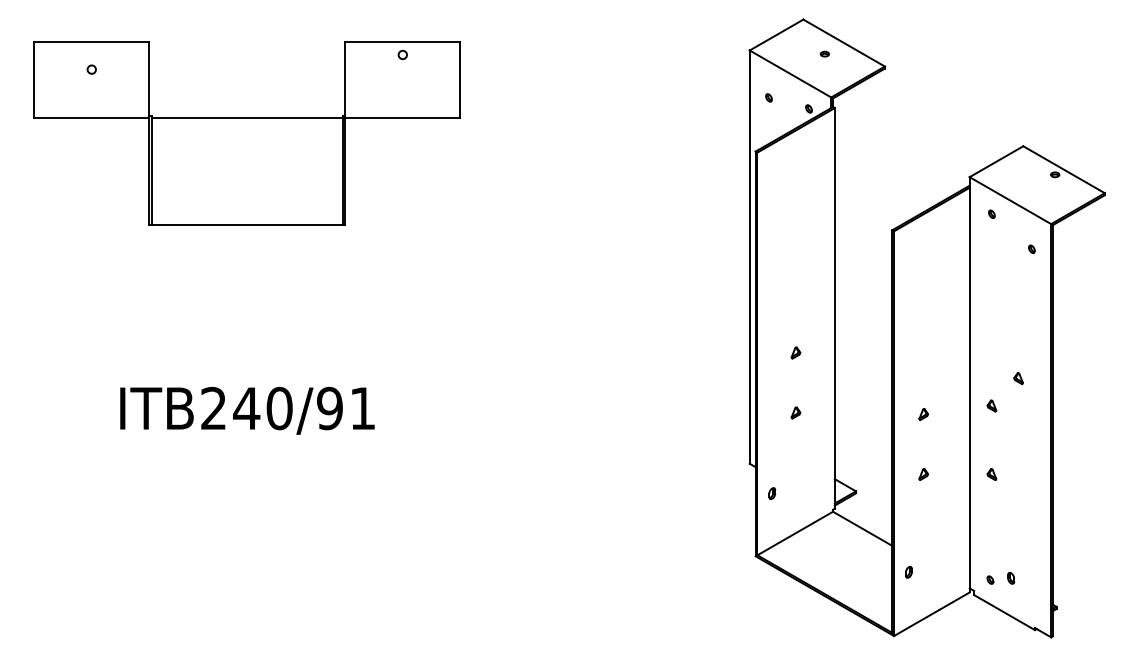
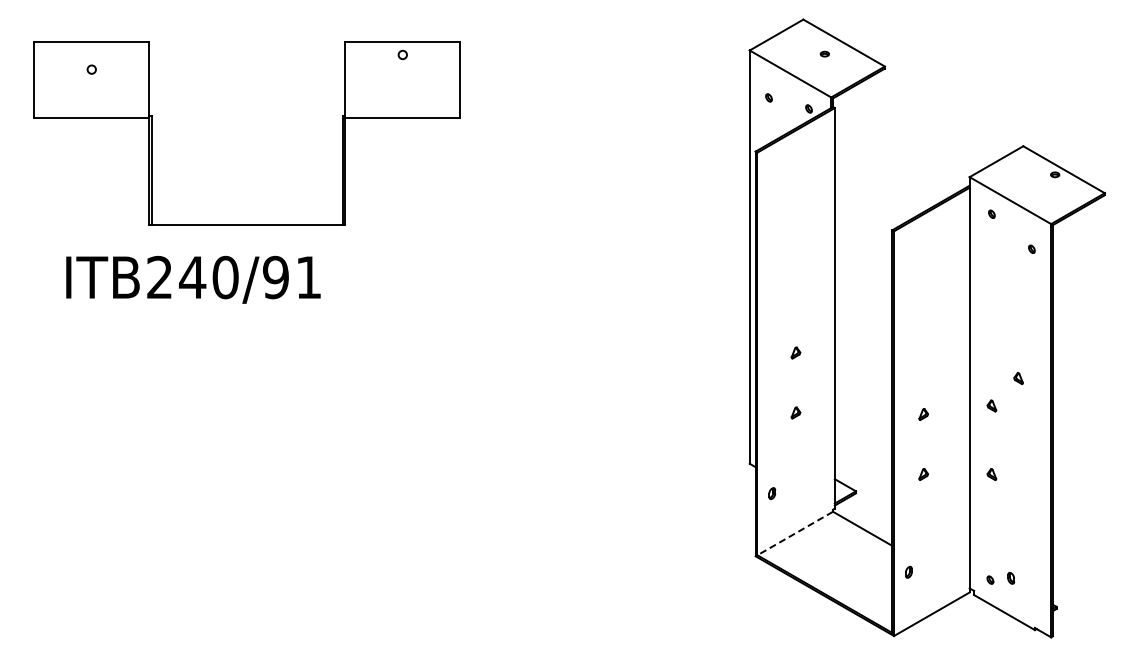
line: present -> none (246, 118)
text position: (247, 410) -> (193, 279) (193, 279)
line: solid -> dashed (795, 533)
